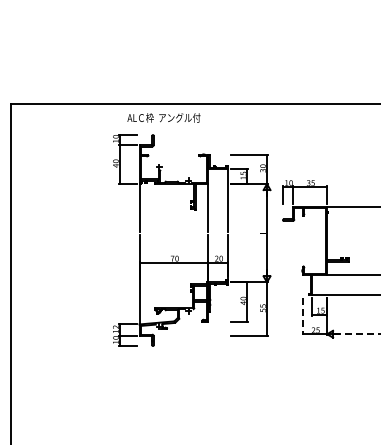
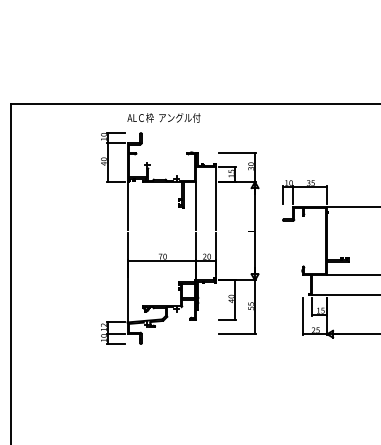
part position: (207, 240) -> (195, 238) (195, 238)
line: dashed -> solid (302, 316)
line: dashed -> solid (357, 334)
